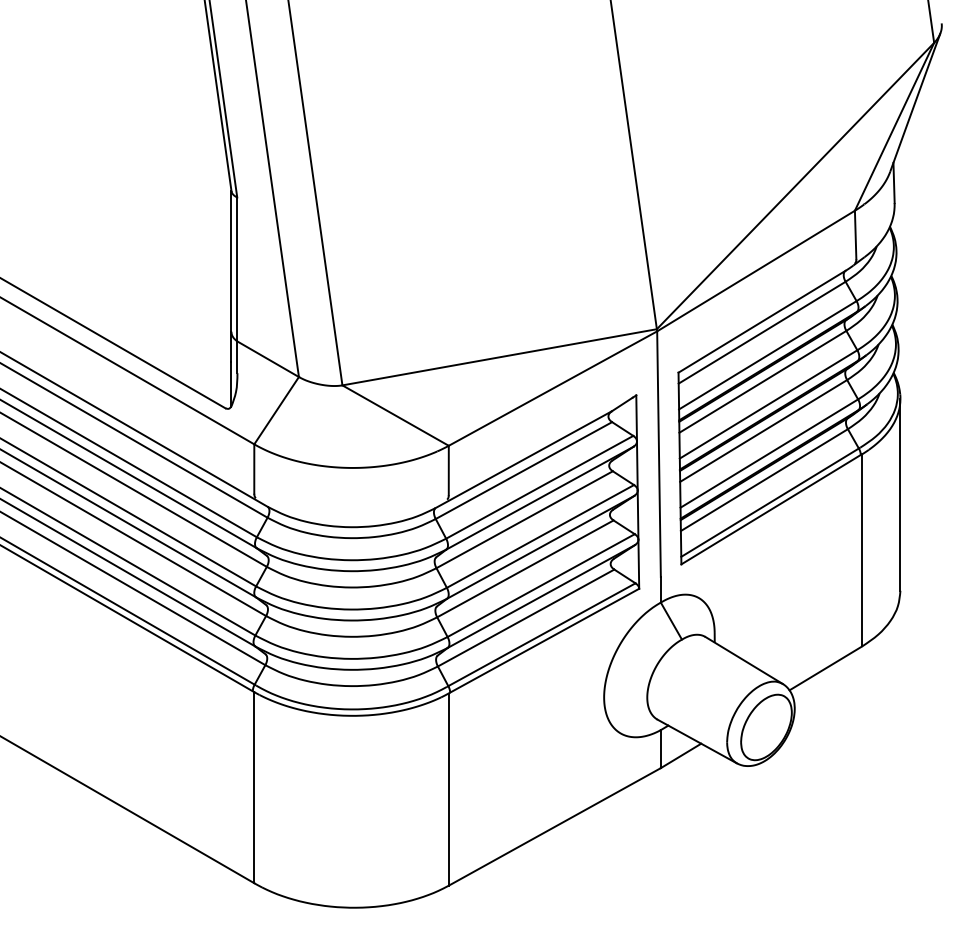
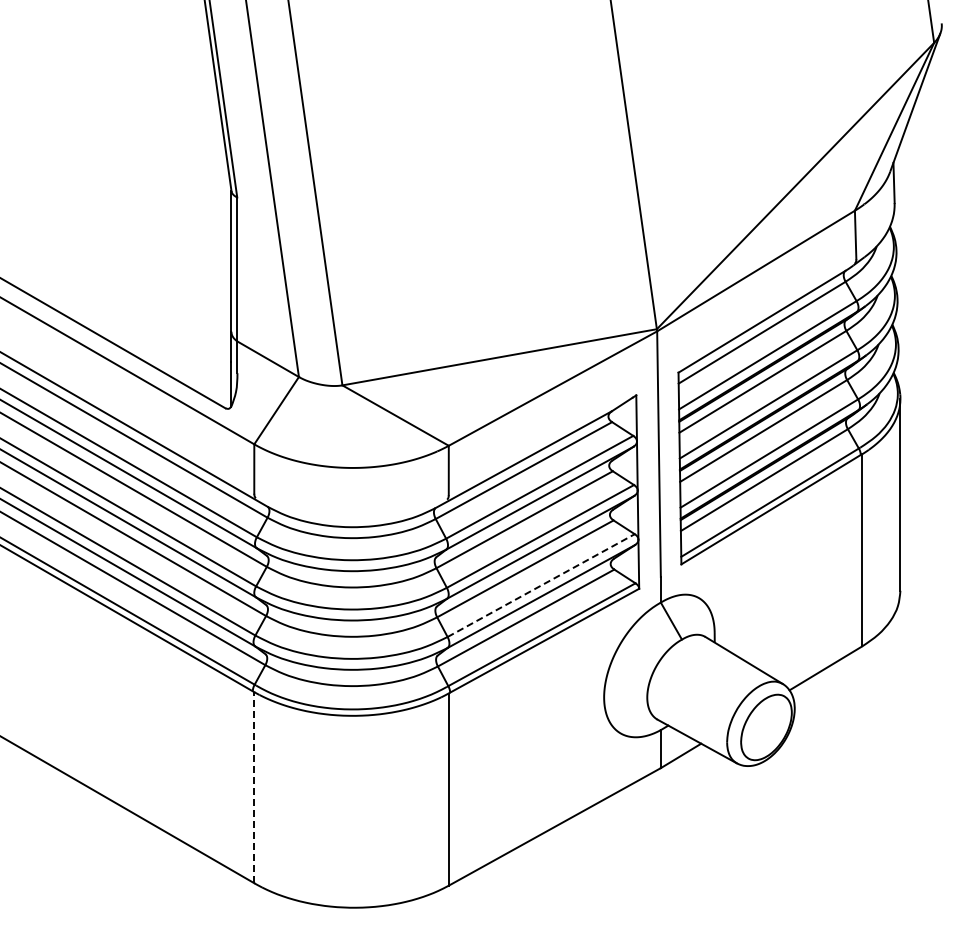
line: solid -> dashed (541, 585)
line: solid -> dashed (254, 787)
